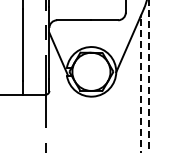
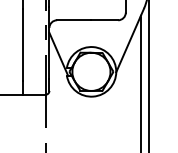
line: dashed -> solid (148, 77)
line: dashed -> solid (140, 84)
